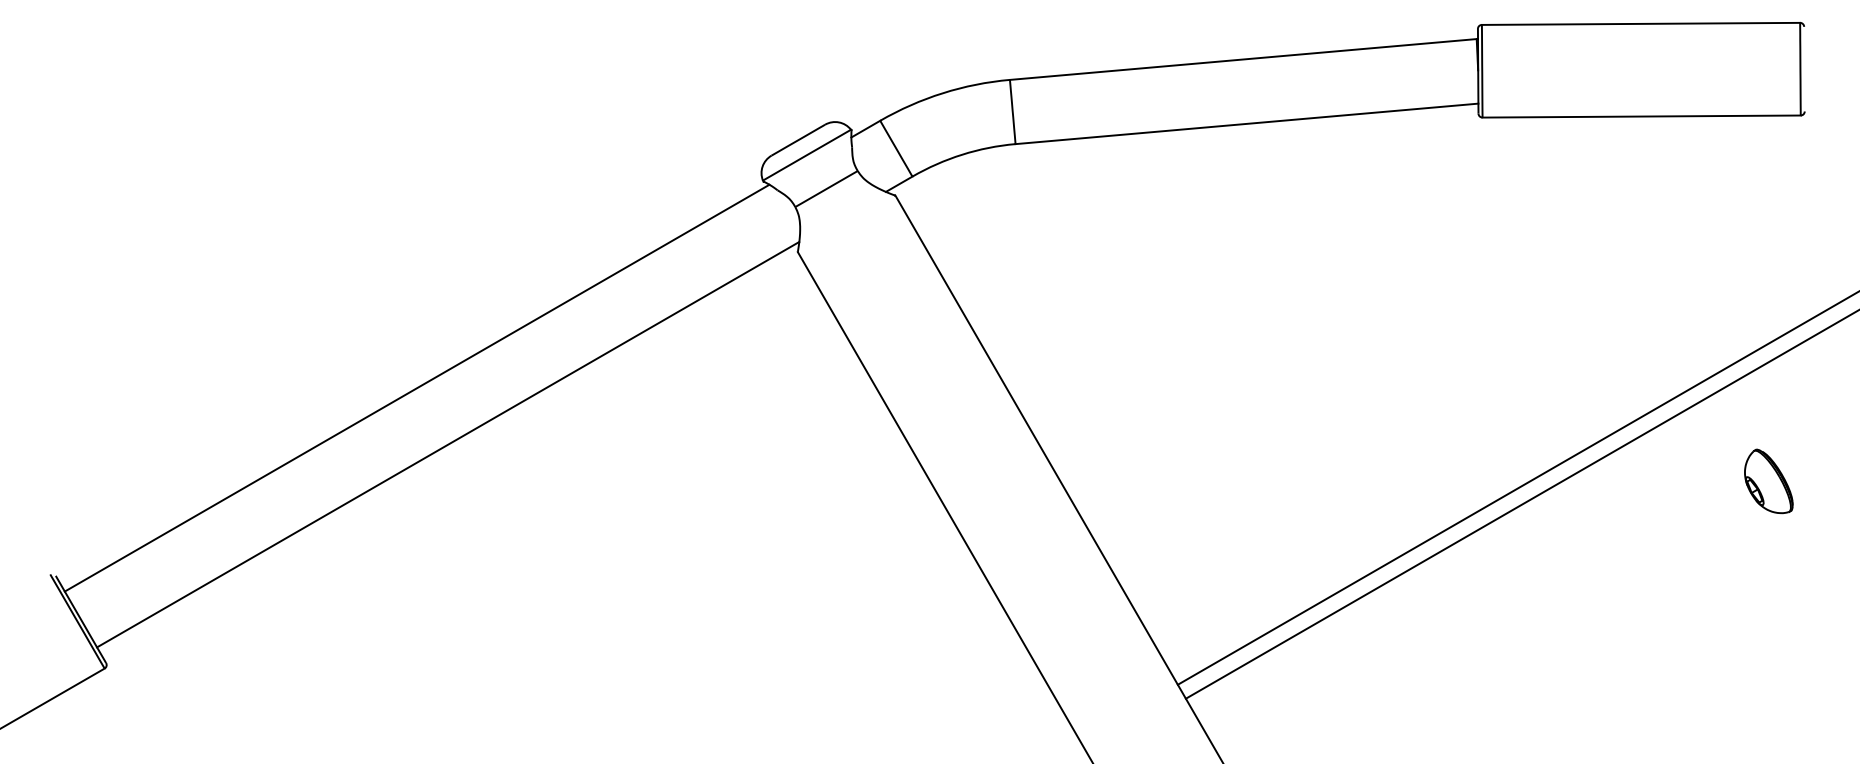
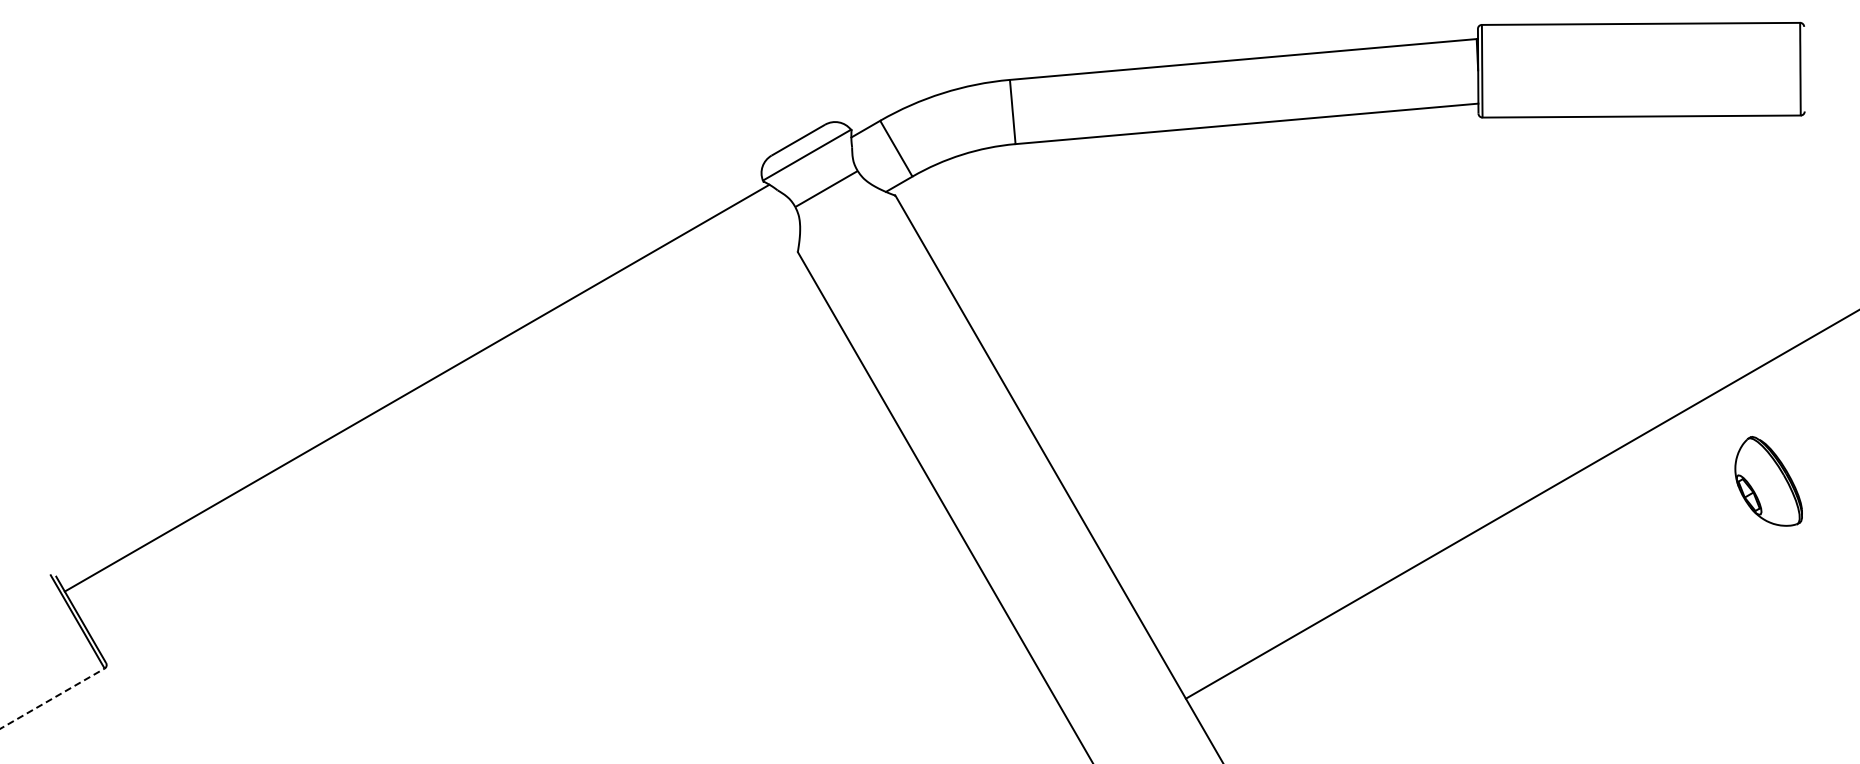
line: present -> none (448, 444)
part size: 50x67 px -> 69x91 px (1768, 481)
line: present -> none (1516, 488)
line: solid -> dashed (53, 698)
